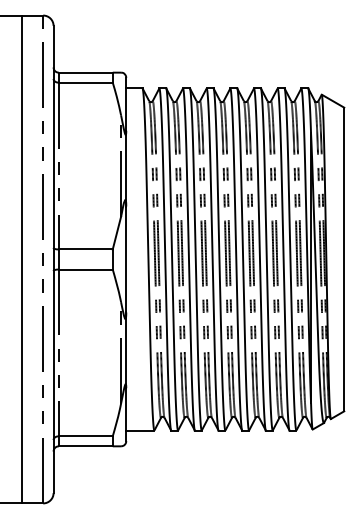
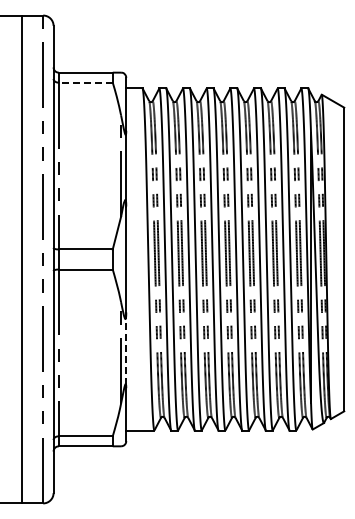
line: solid -> dashed (85, 82)
line: solid -> dashed (126, 350)
